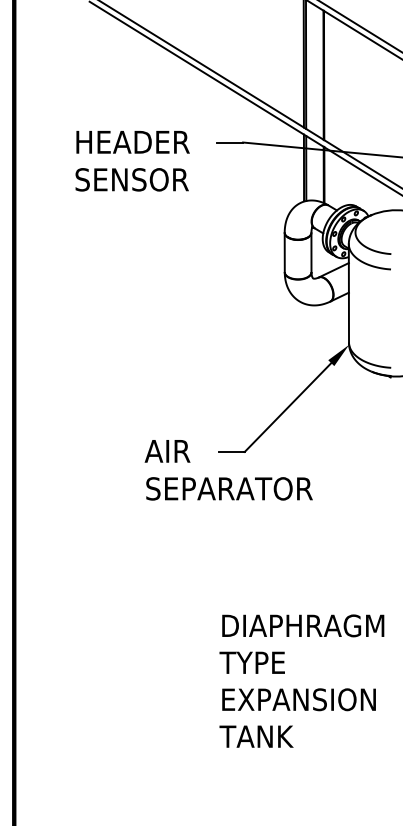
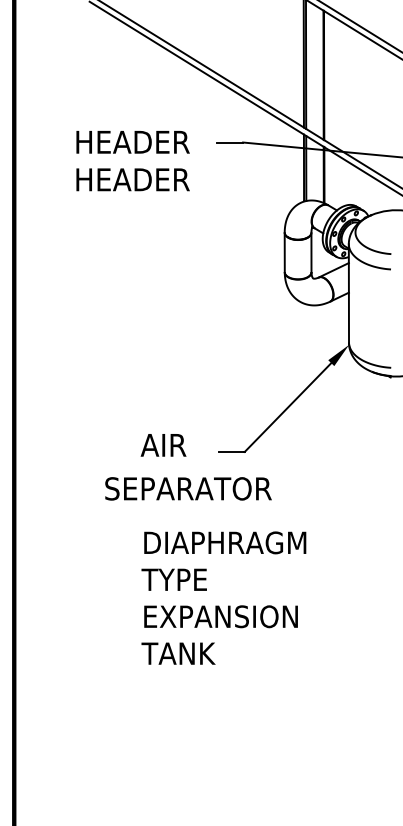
text: SENSOR -> HEADER (132, 179)
text position: (167, 451) -> (163, 445) (163, 445)
text position: (229, 488) -> (188, 488) (188, 488)
text position: (301, 680) -> (223, 597) (223, 597)
